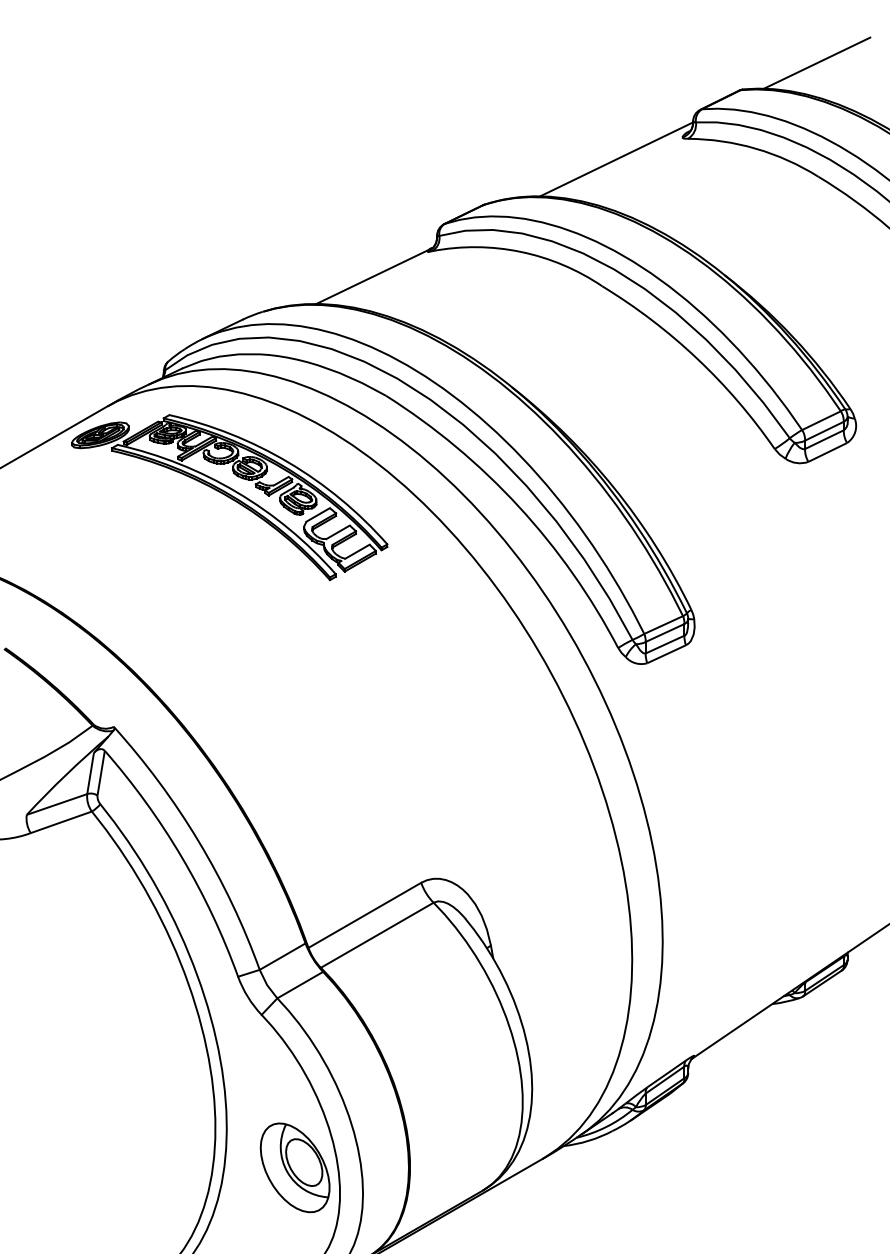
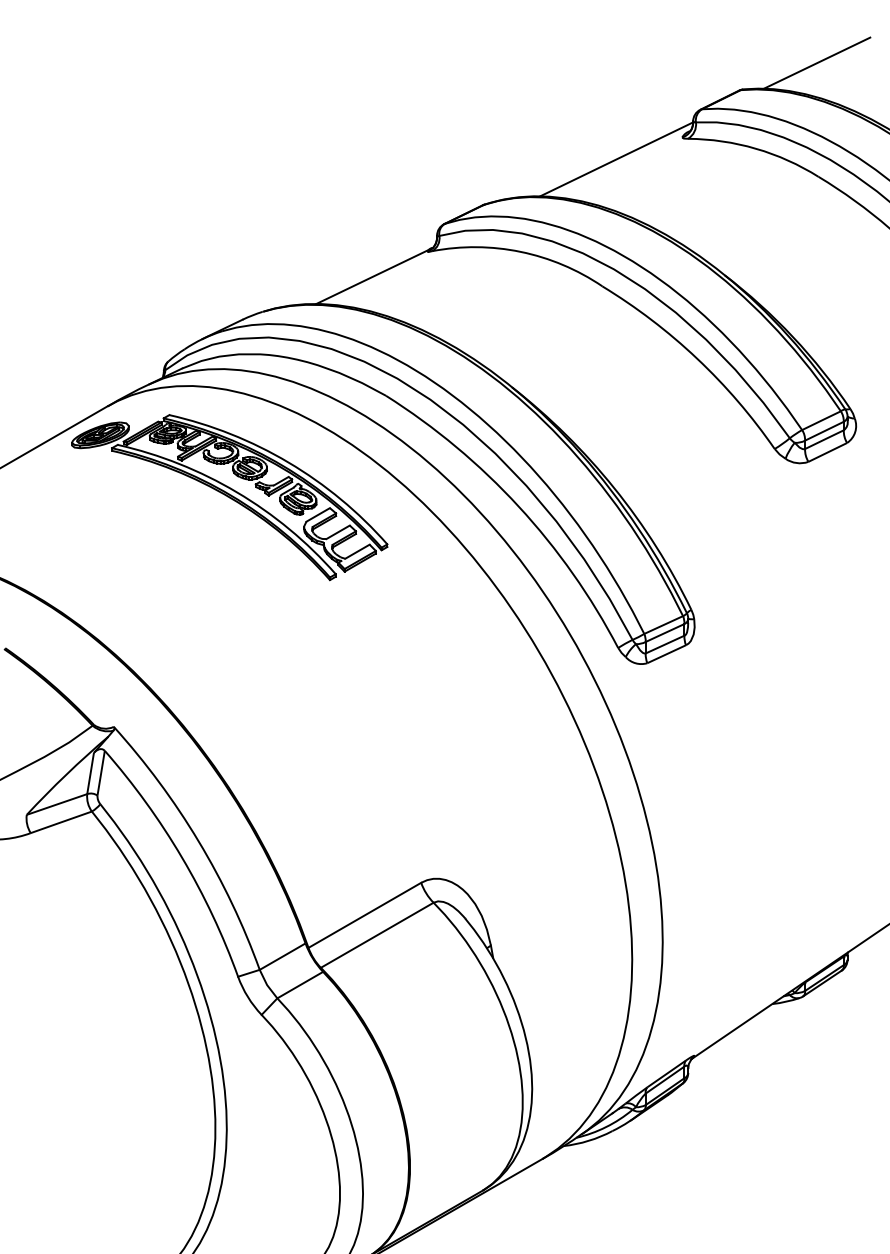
part: present -> none (294, 1167)
